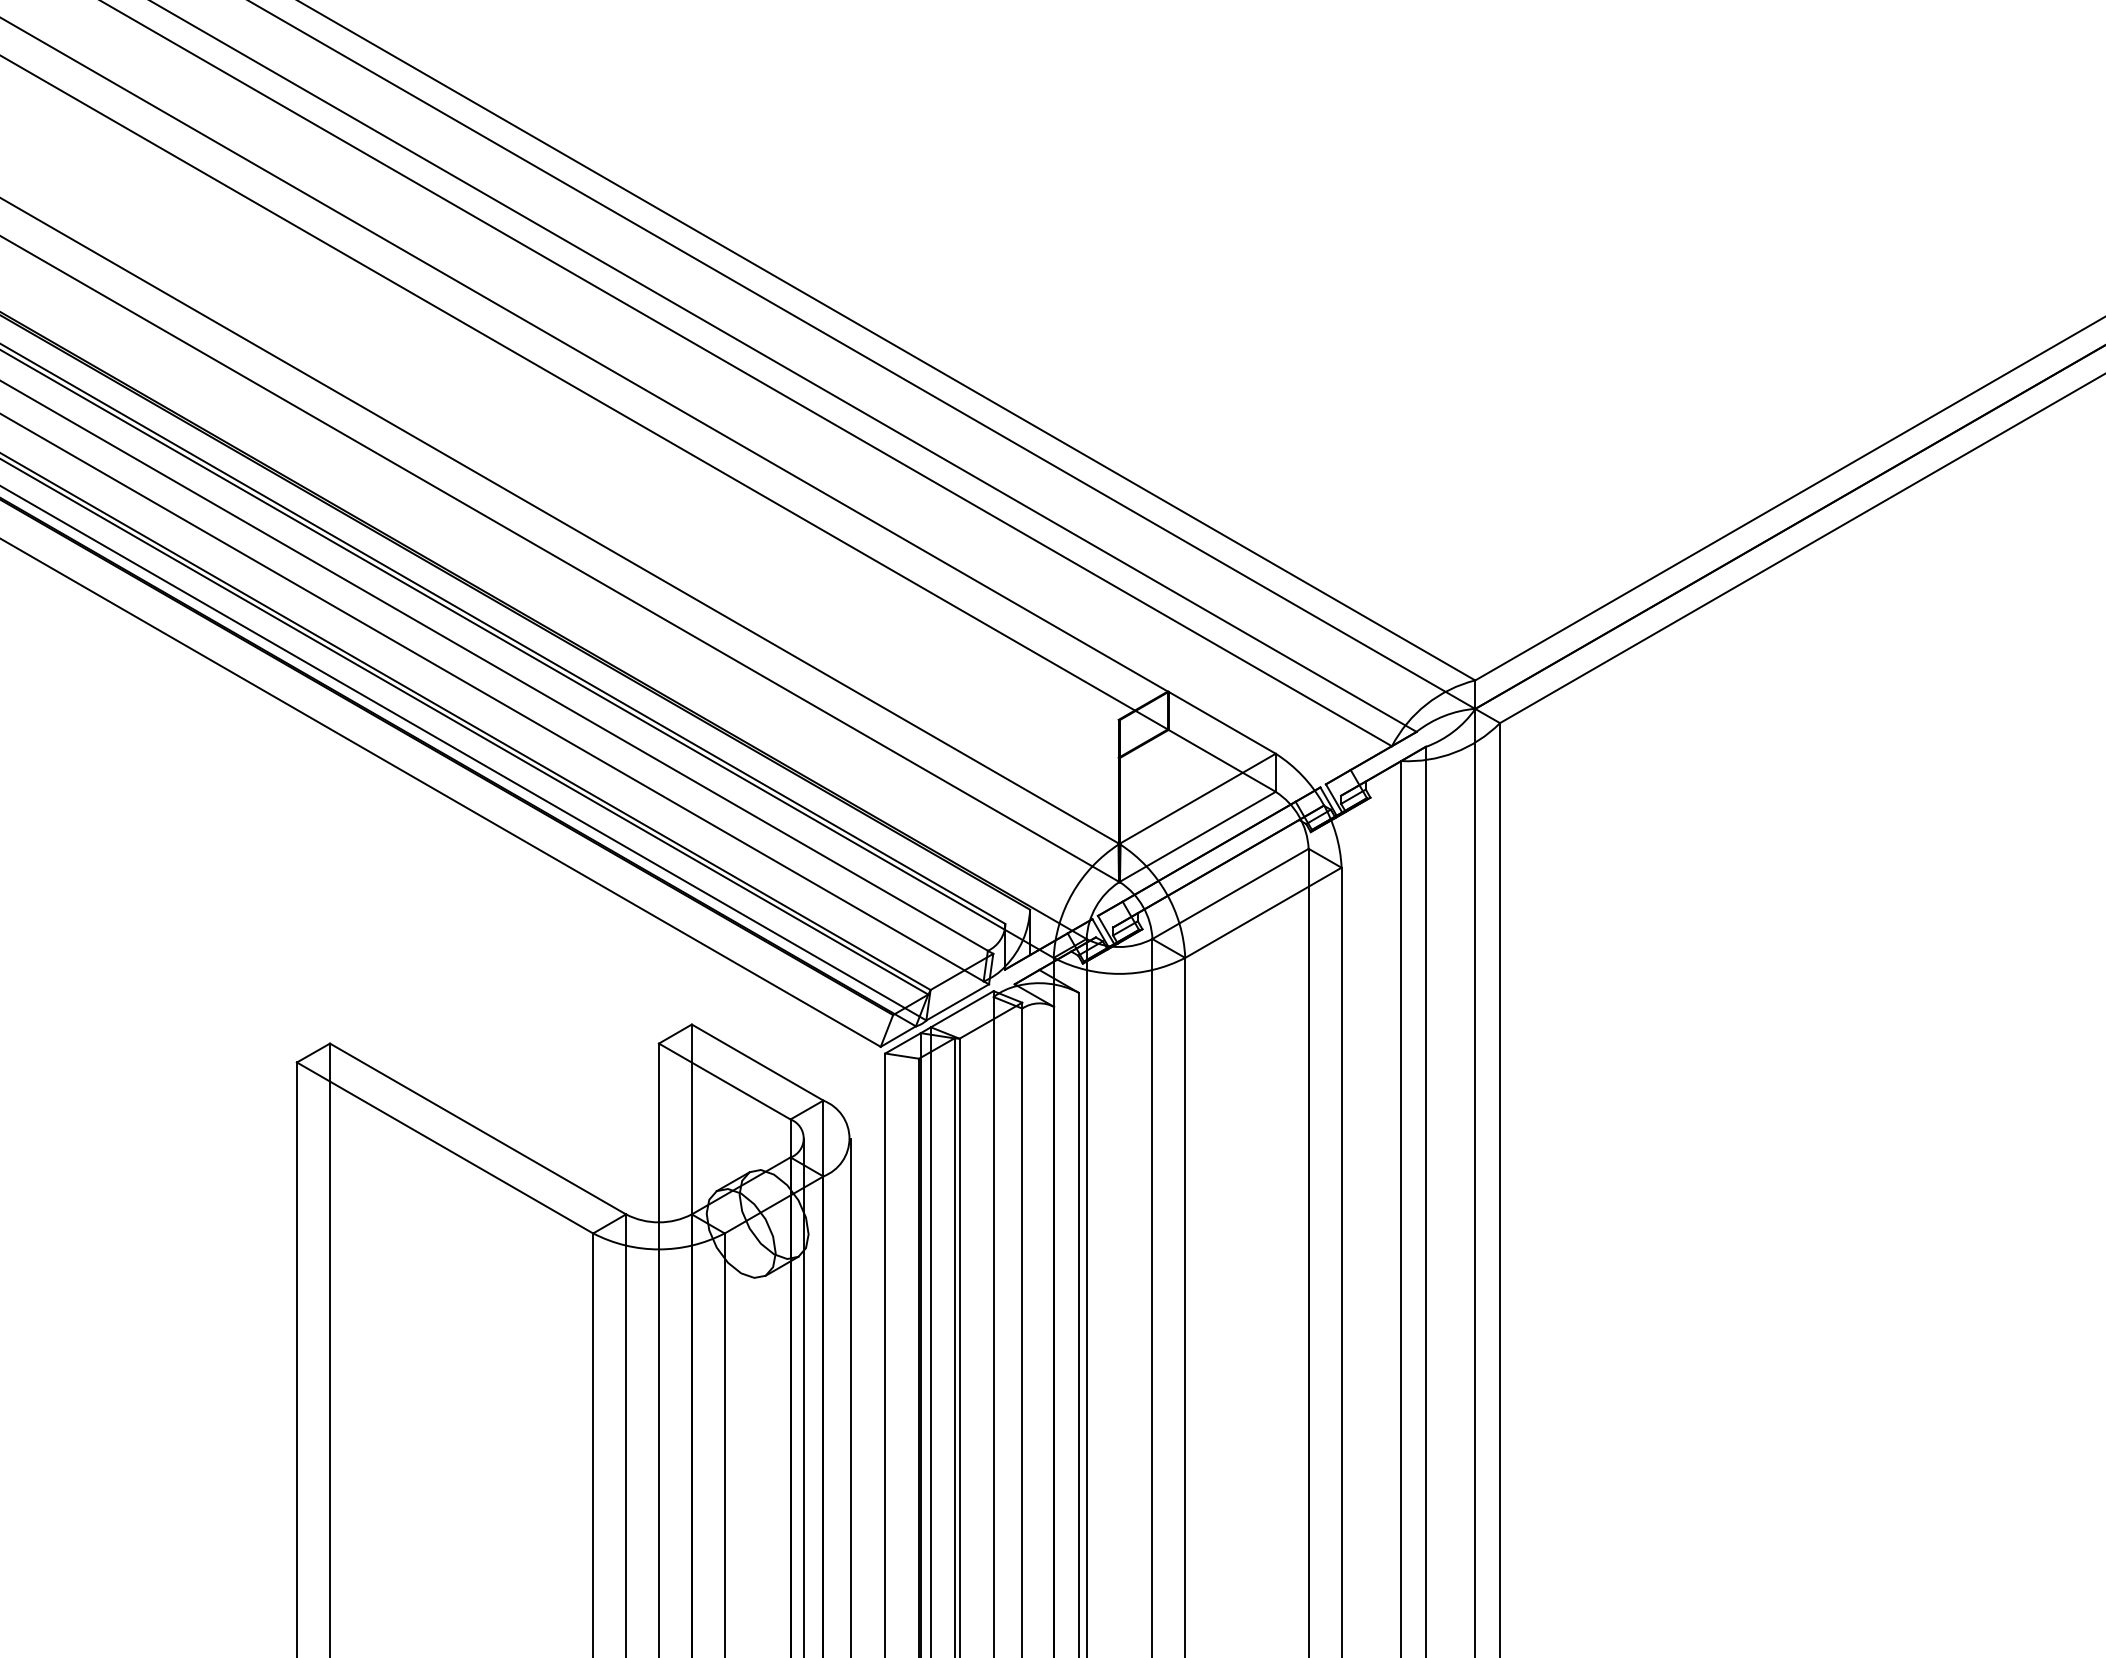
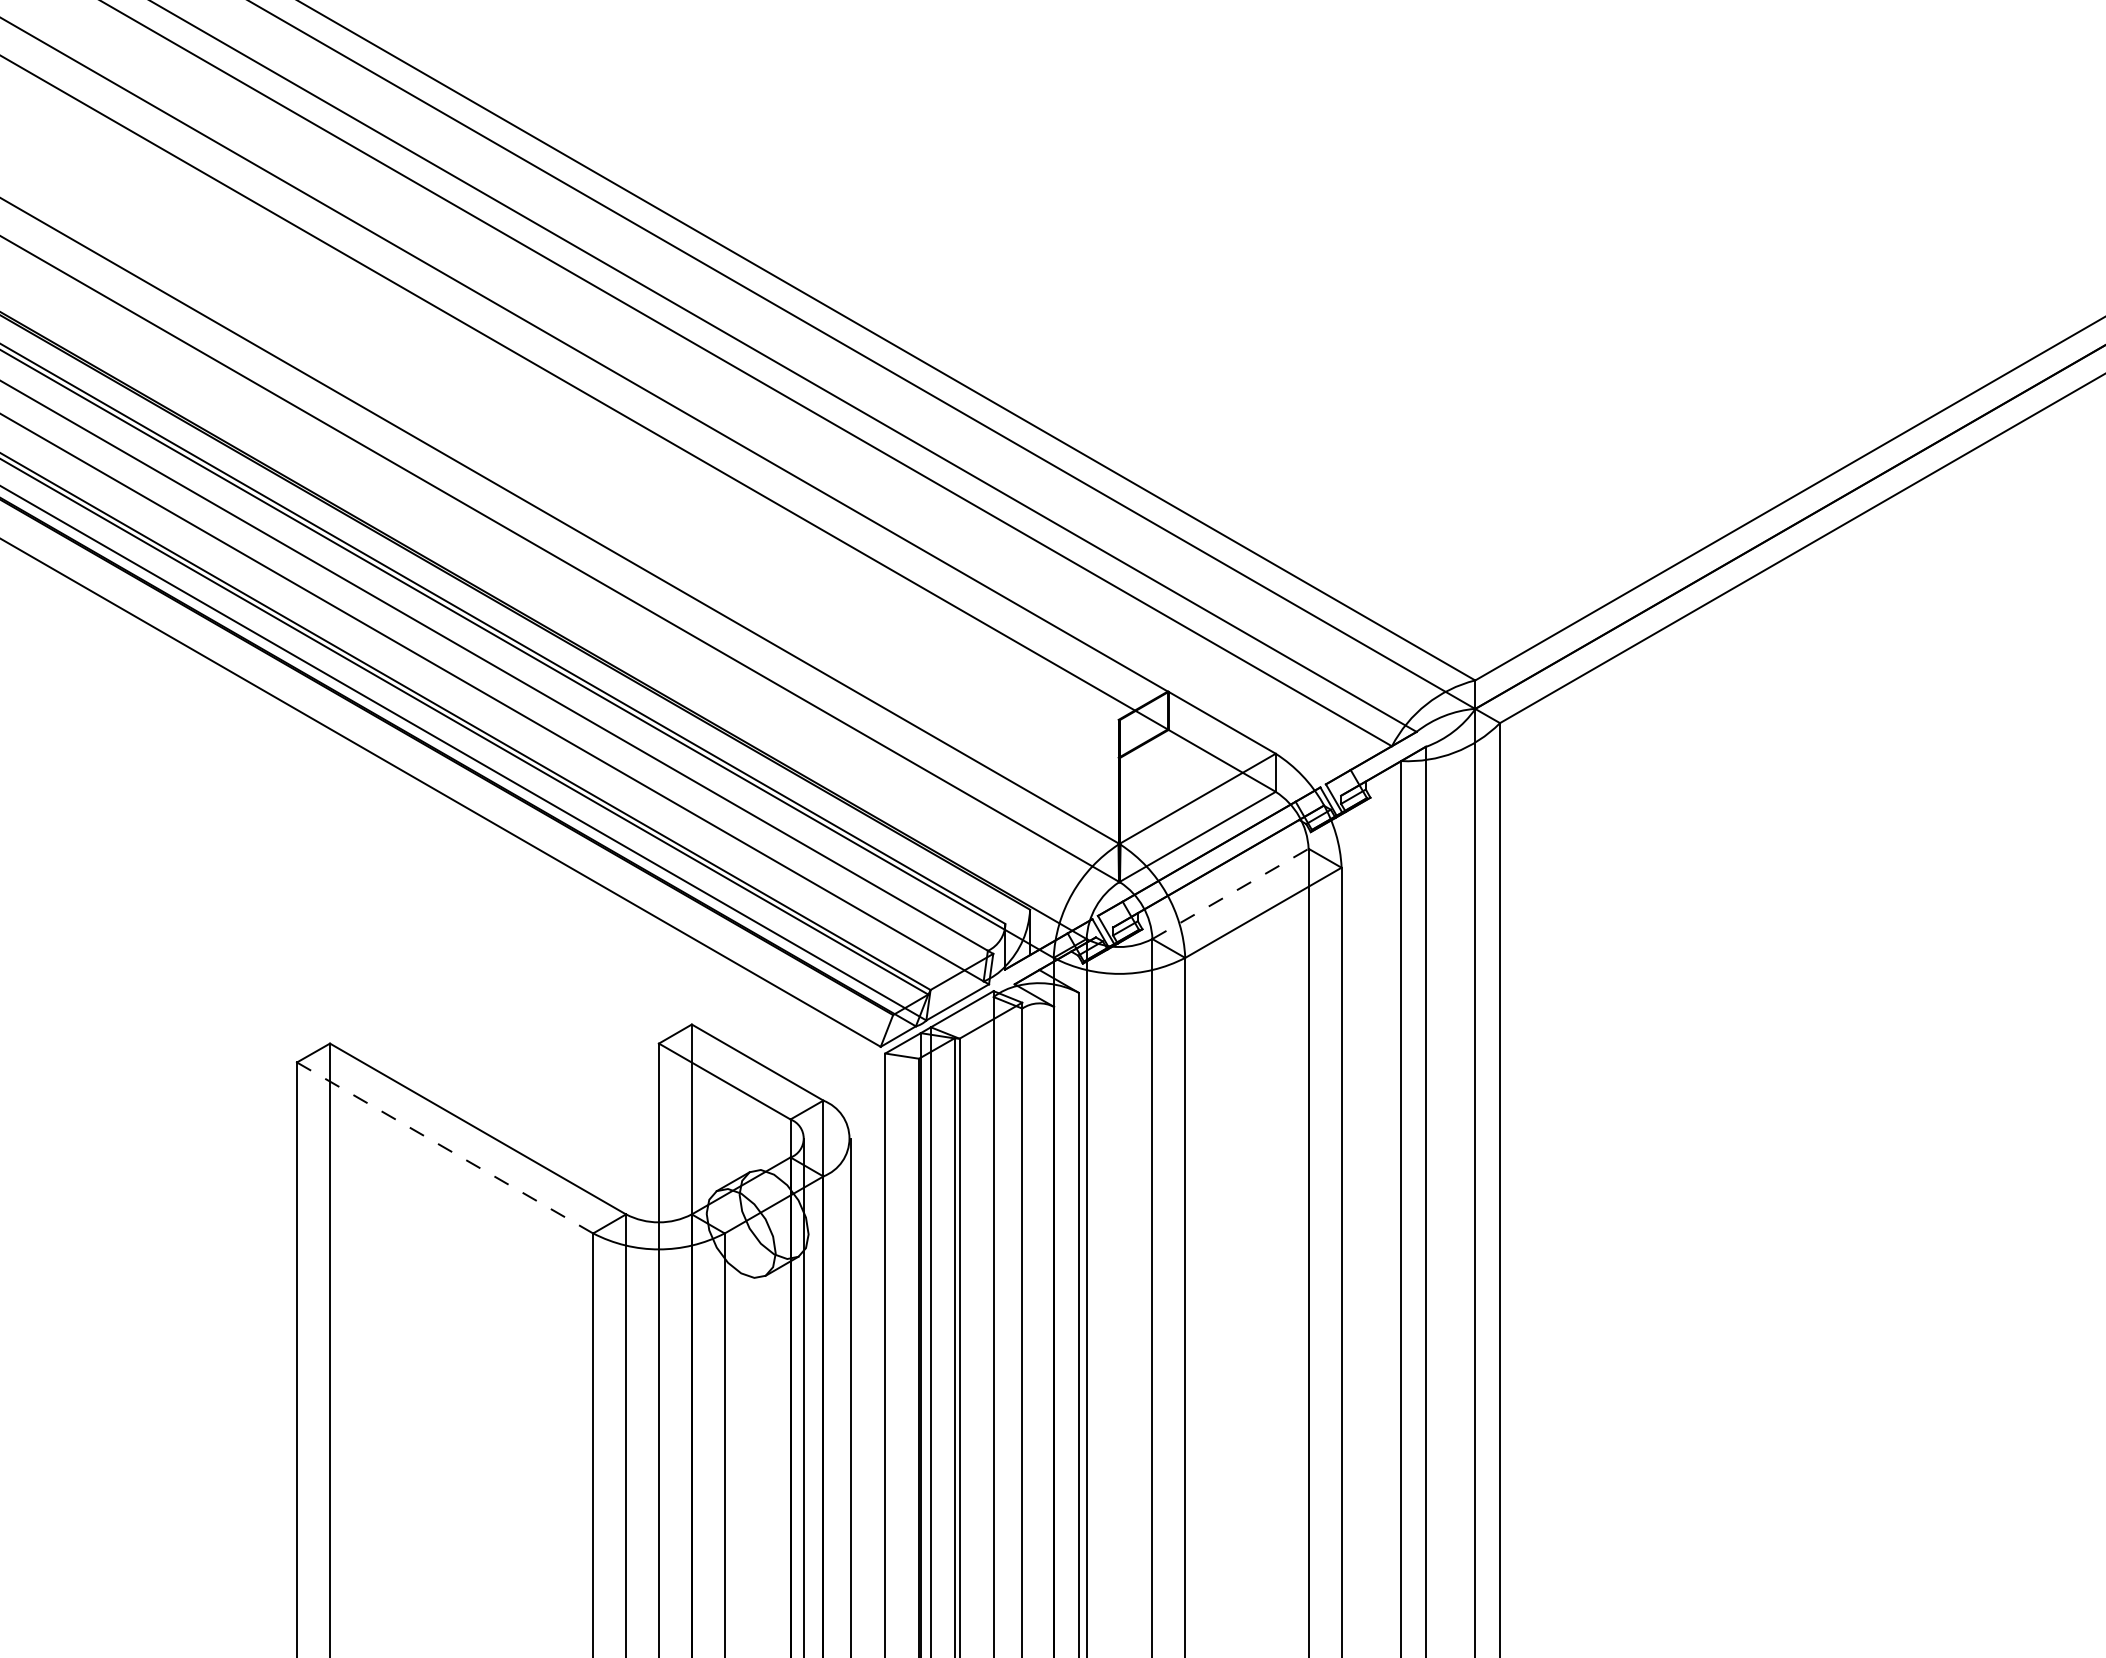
line: solid -> dashed (1230, 893)
line: solid -> dashed (444, 1147)
